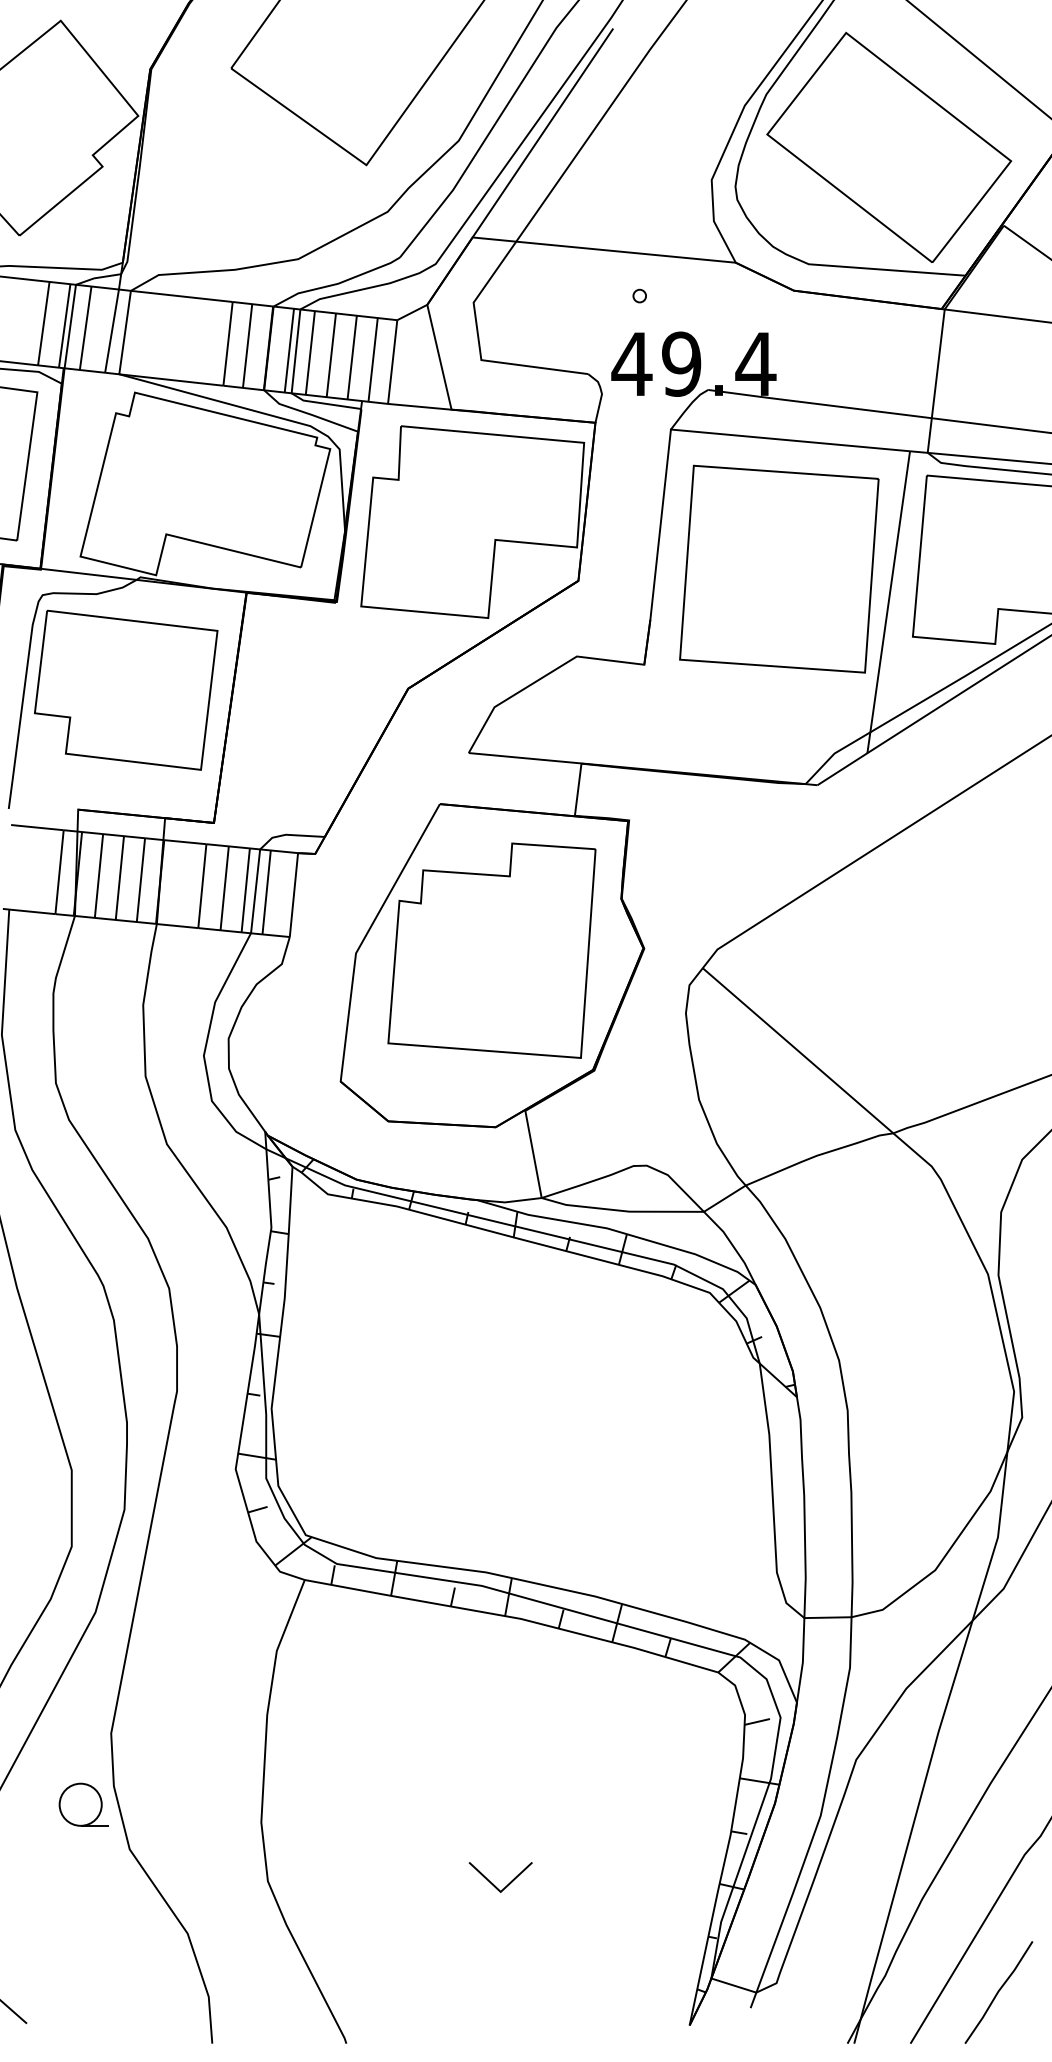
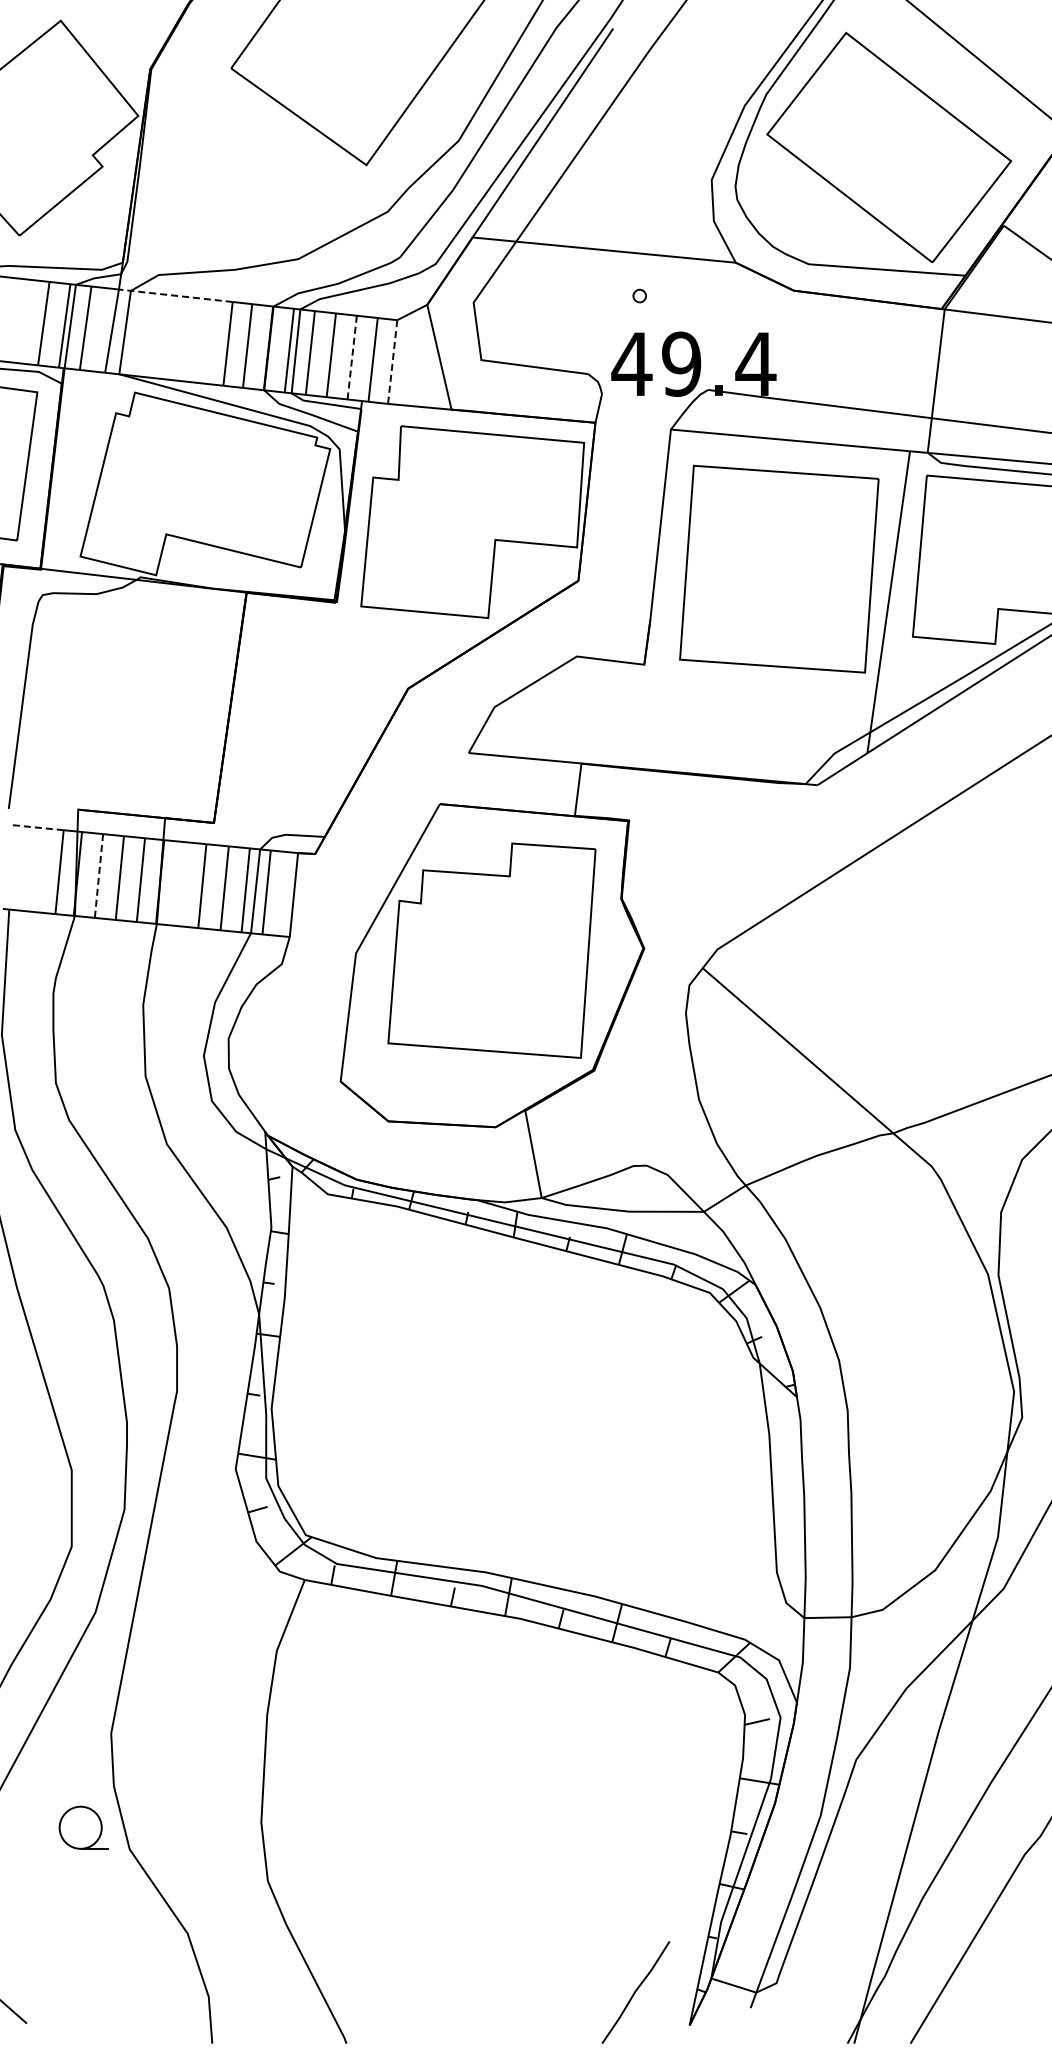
line: solid -> dashed (174, 295)
line: solid -> dashed (352, 357)
line: solid -> dashed (392, 362)
part: present -> none (126, 689)
line: solid -> dashed (36, 827)
line: solid -> dashed (98, 876)
part position: (83, 1804) -> (83, 1827) (83, 1827)
part: present -> none (493, 1883)
line position: (998, 1992) -> (635, 1992) (635, 1992)
